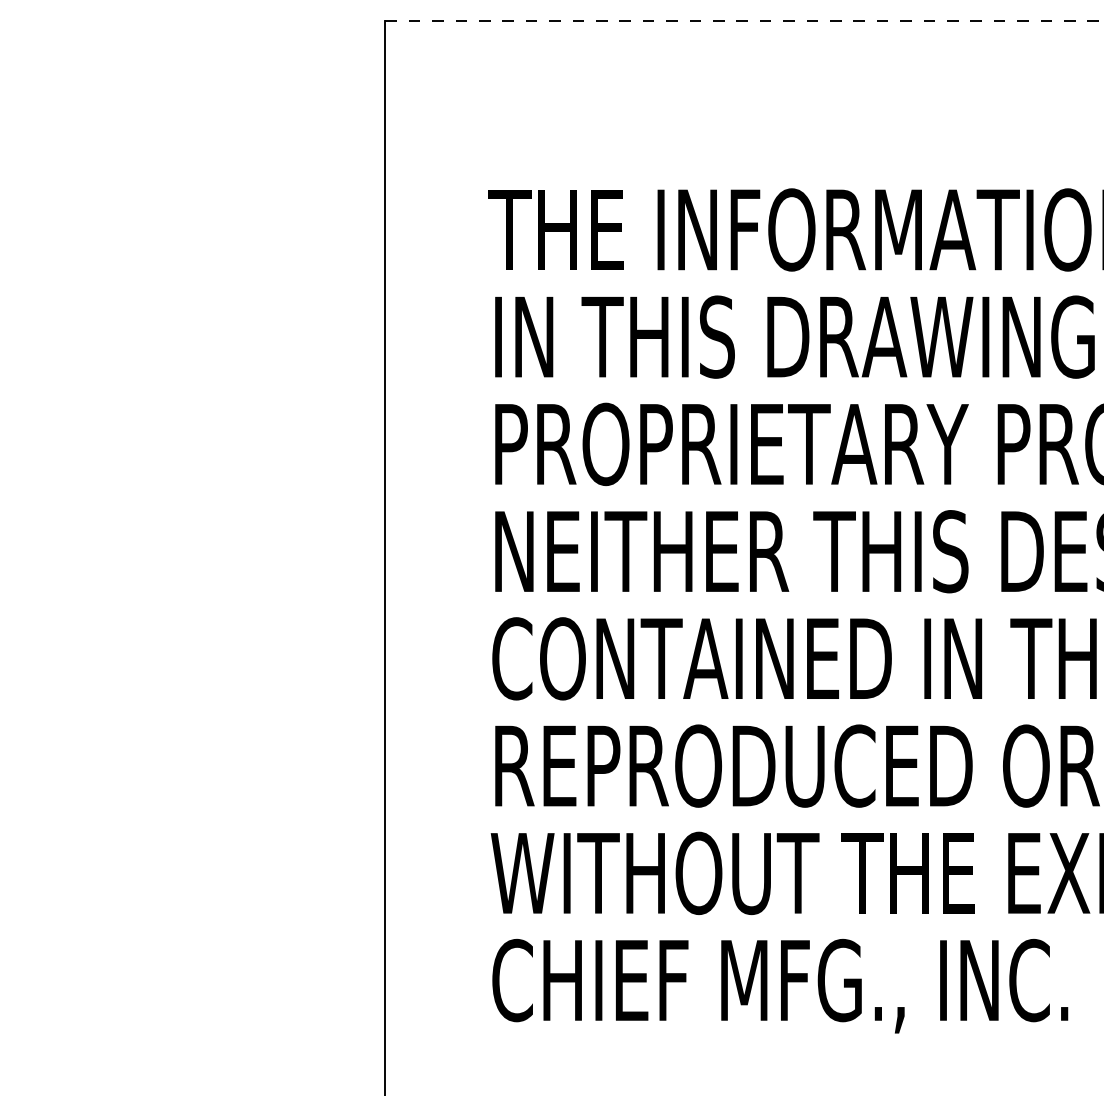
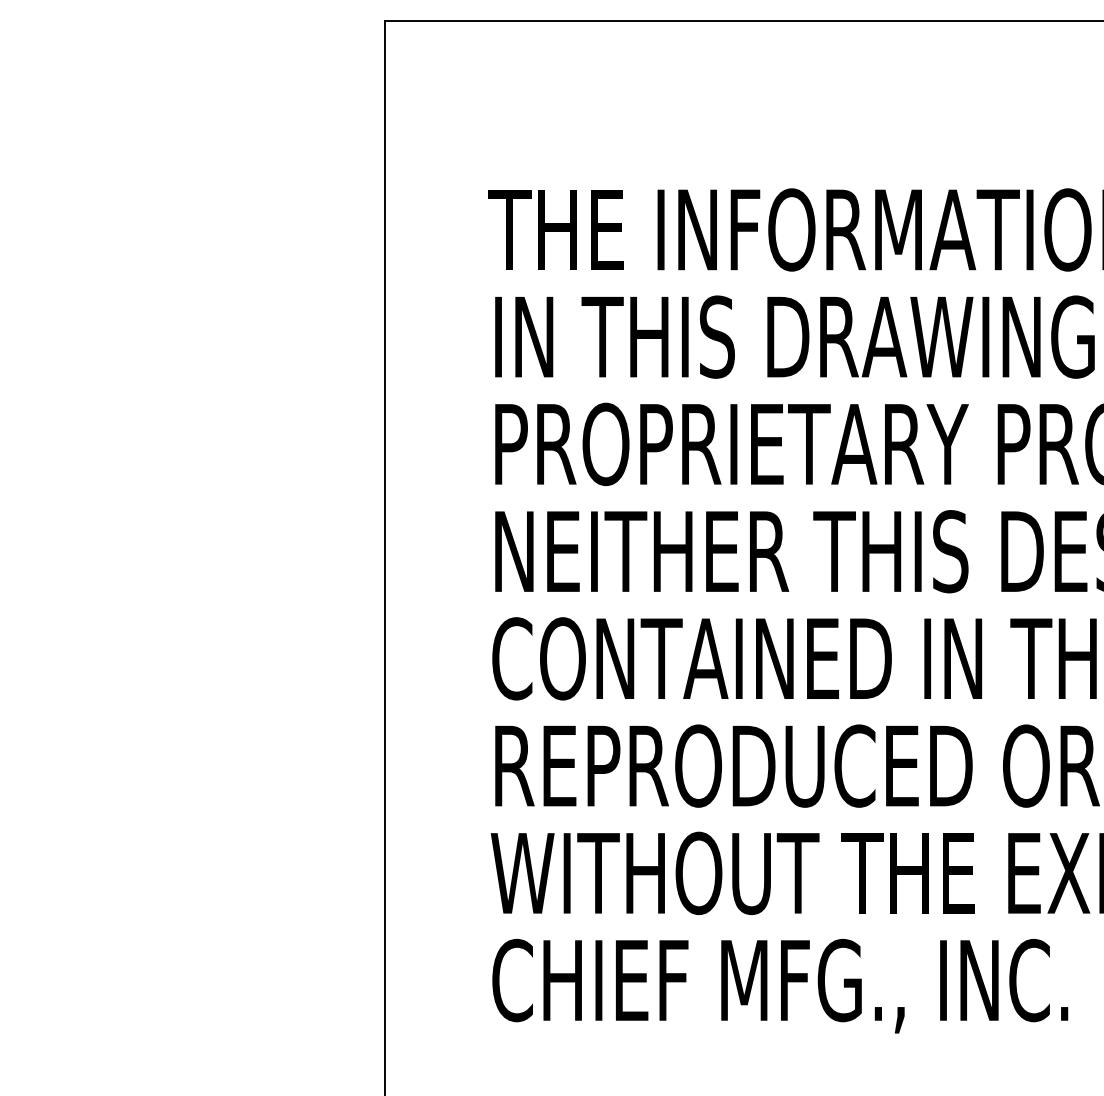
line: dashed -> solid (744, 21)
